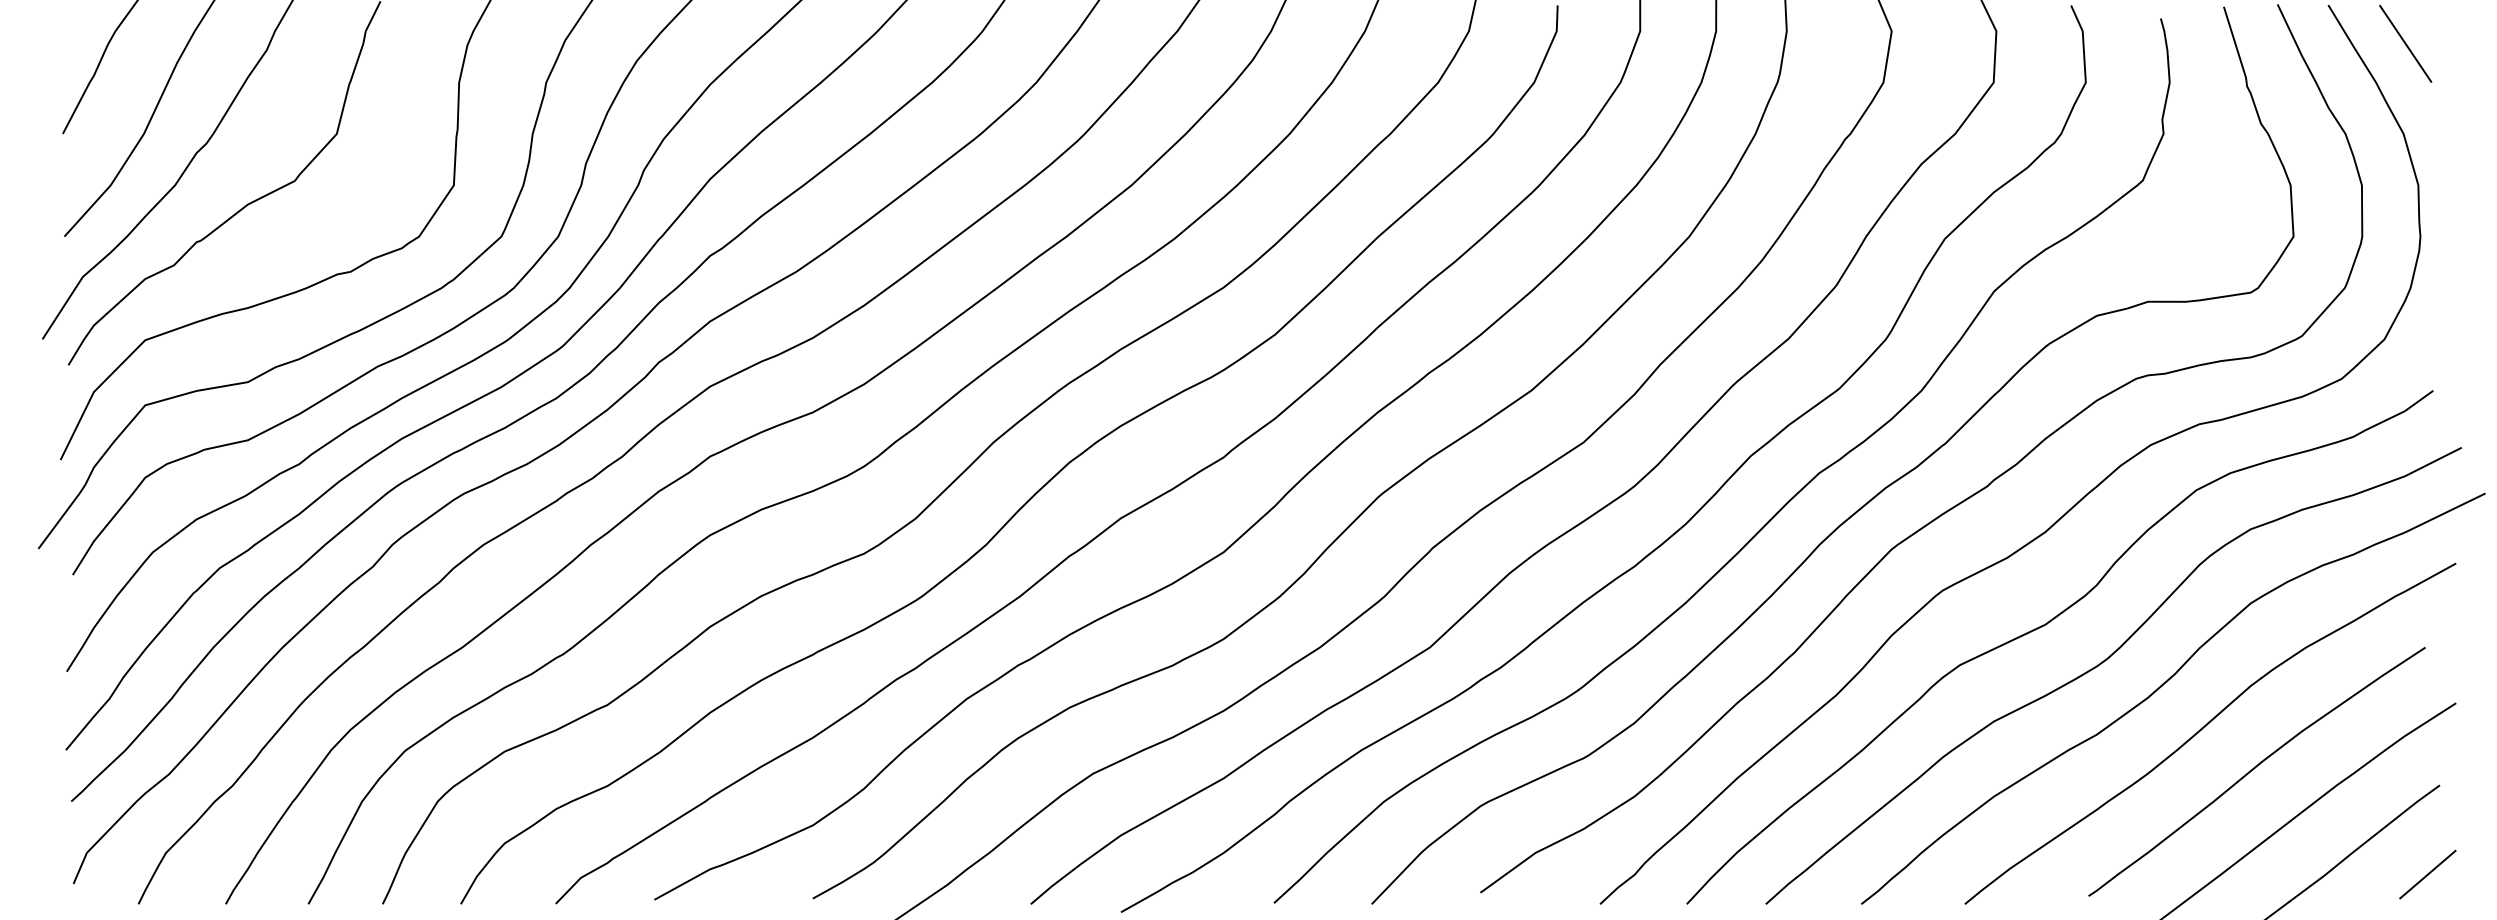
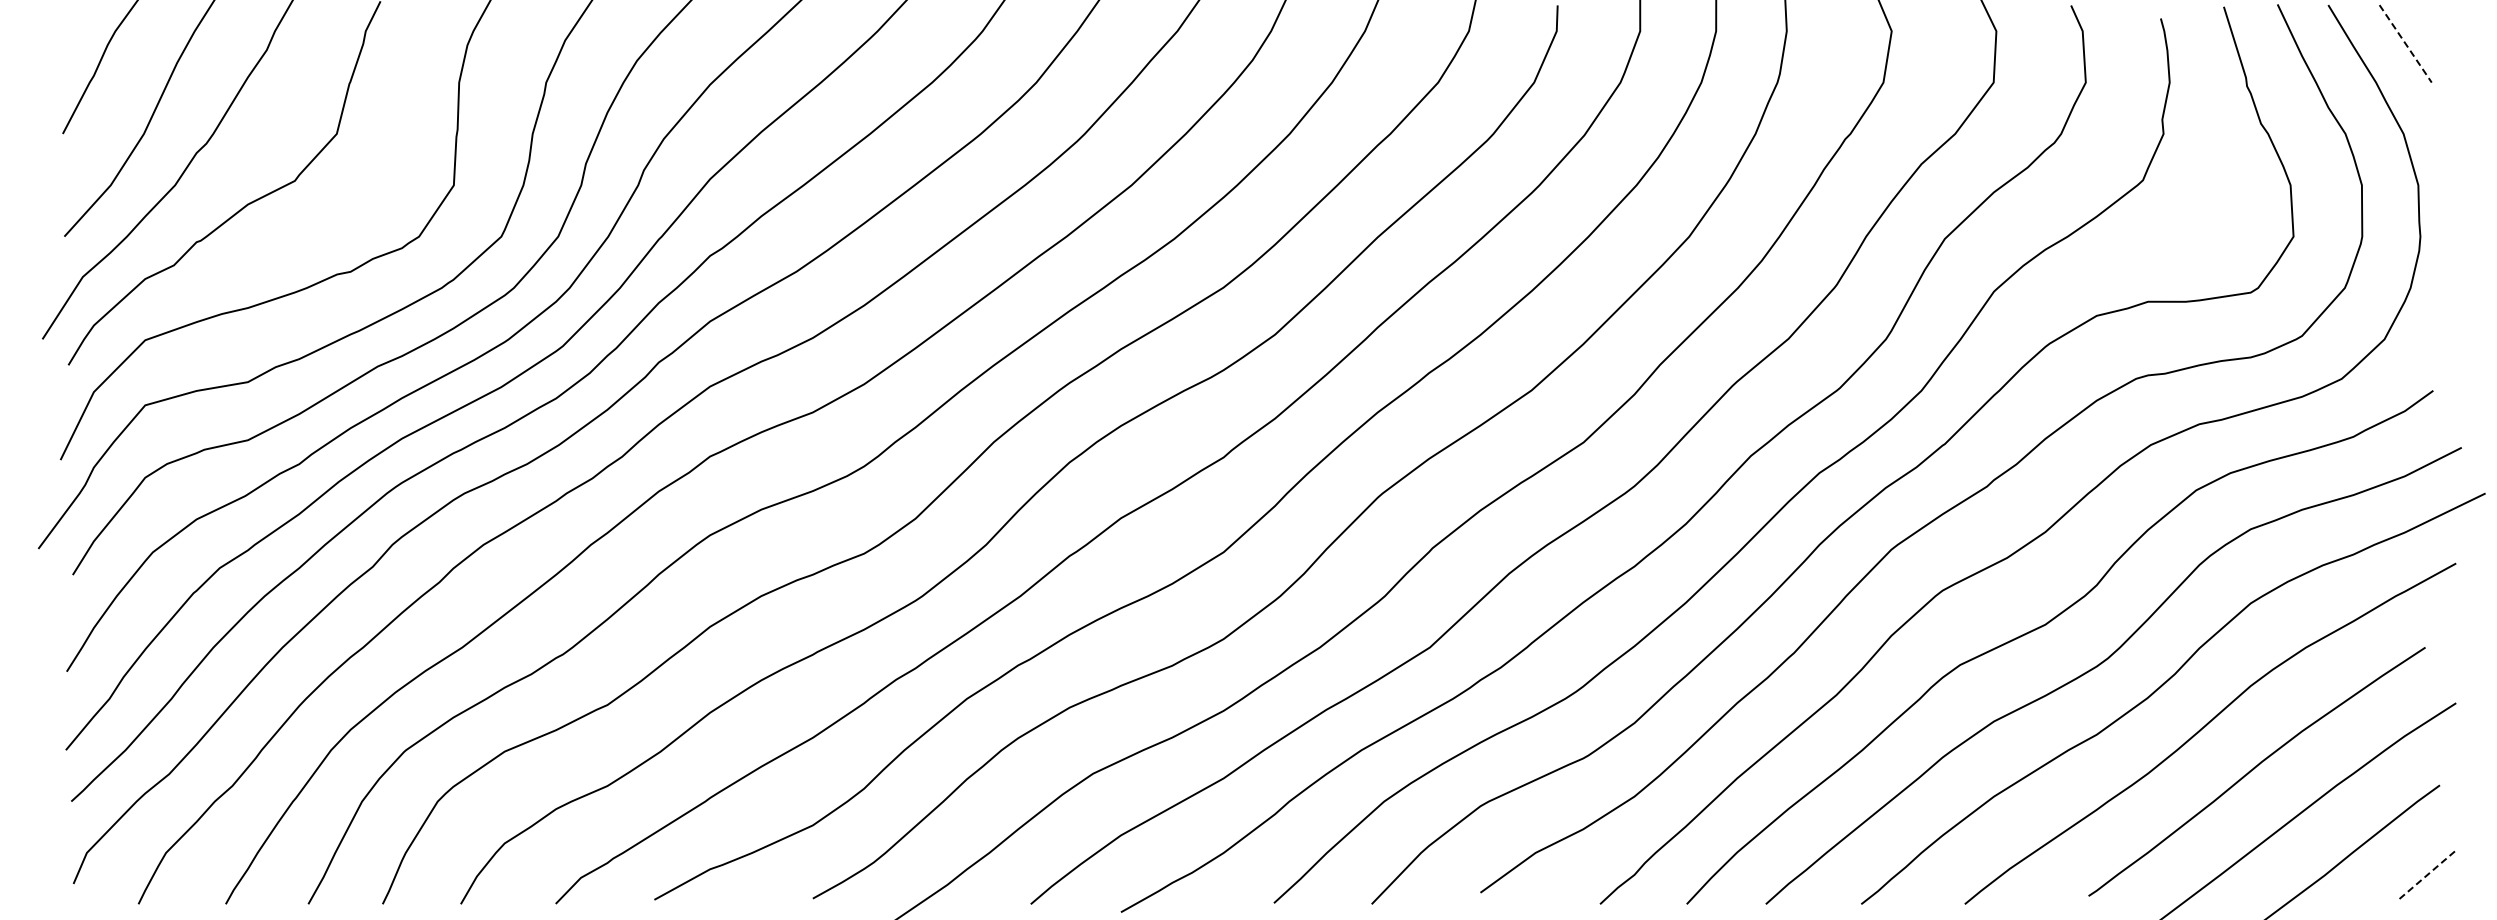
line: solid -> dashed (2405, 43)
line: solid -> dashed (2428, 874)
